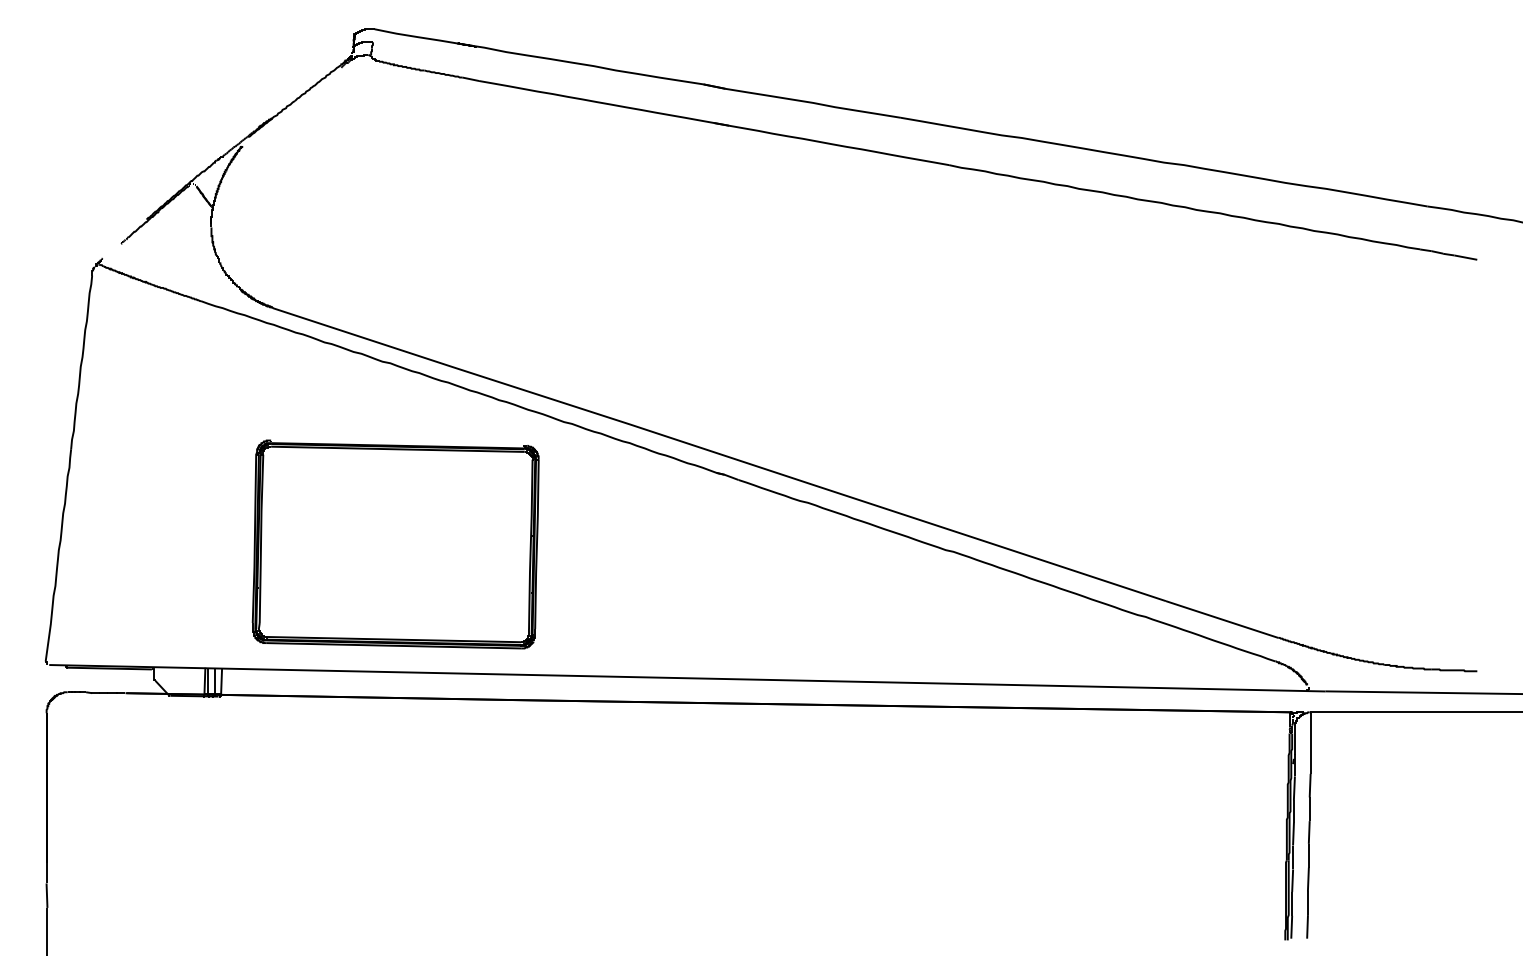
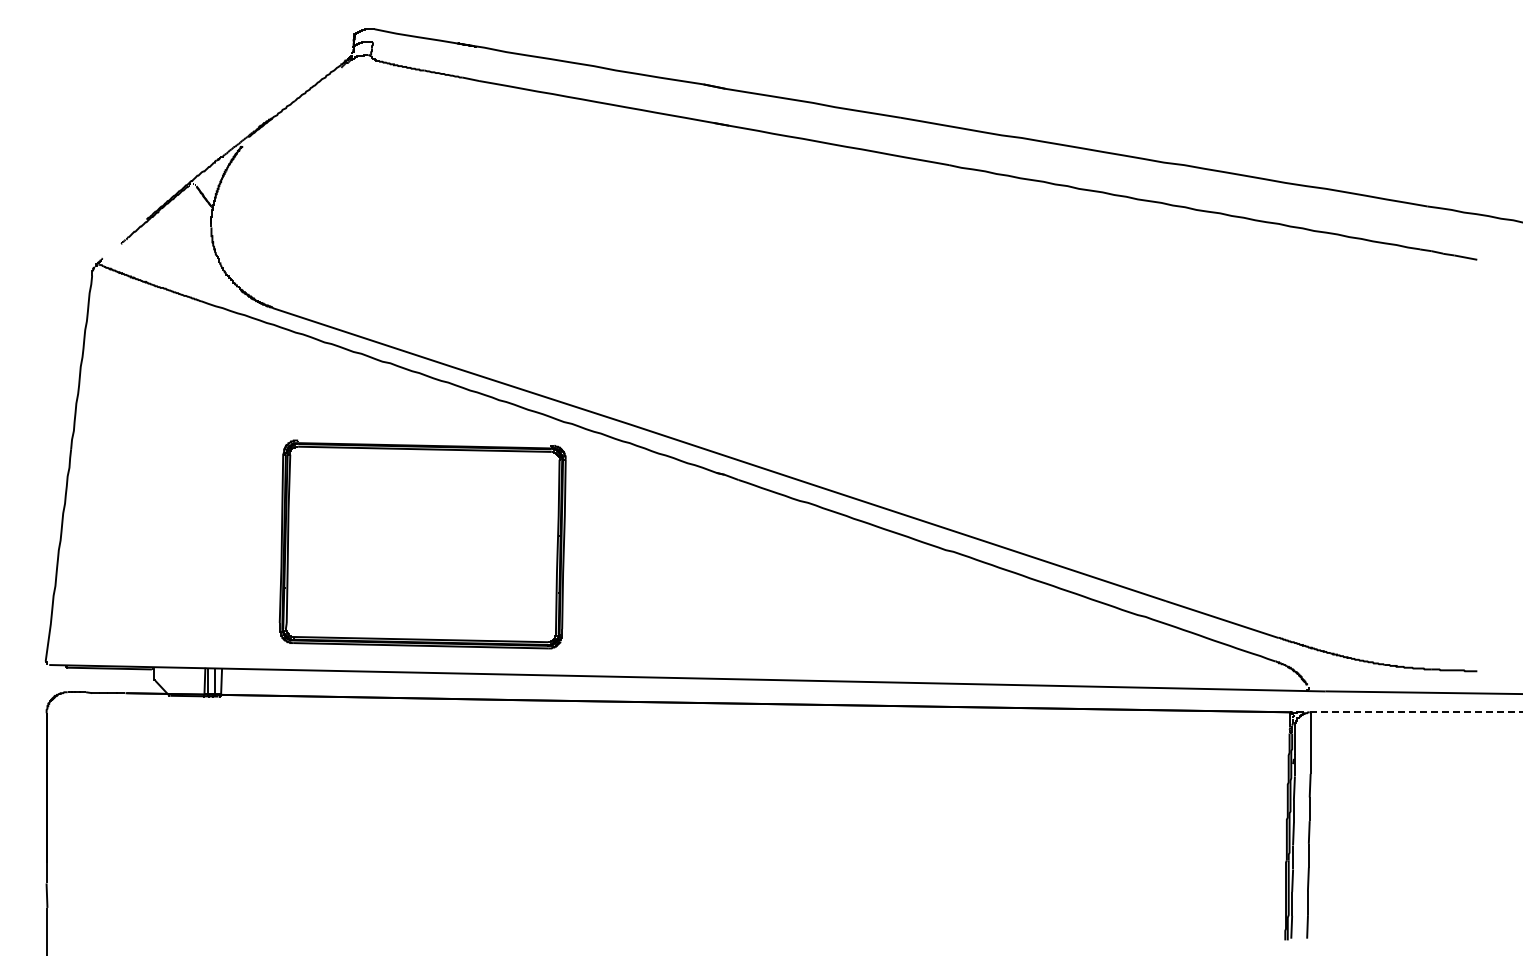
part position: (395, 544) -> (422, 544) (422, 544)
line: solid -> dashed (1416, 712)
